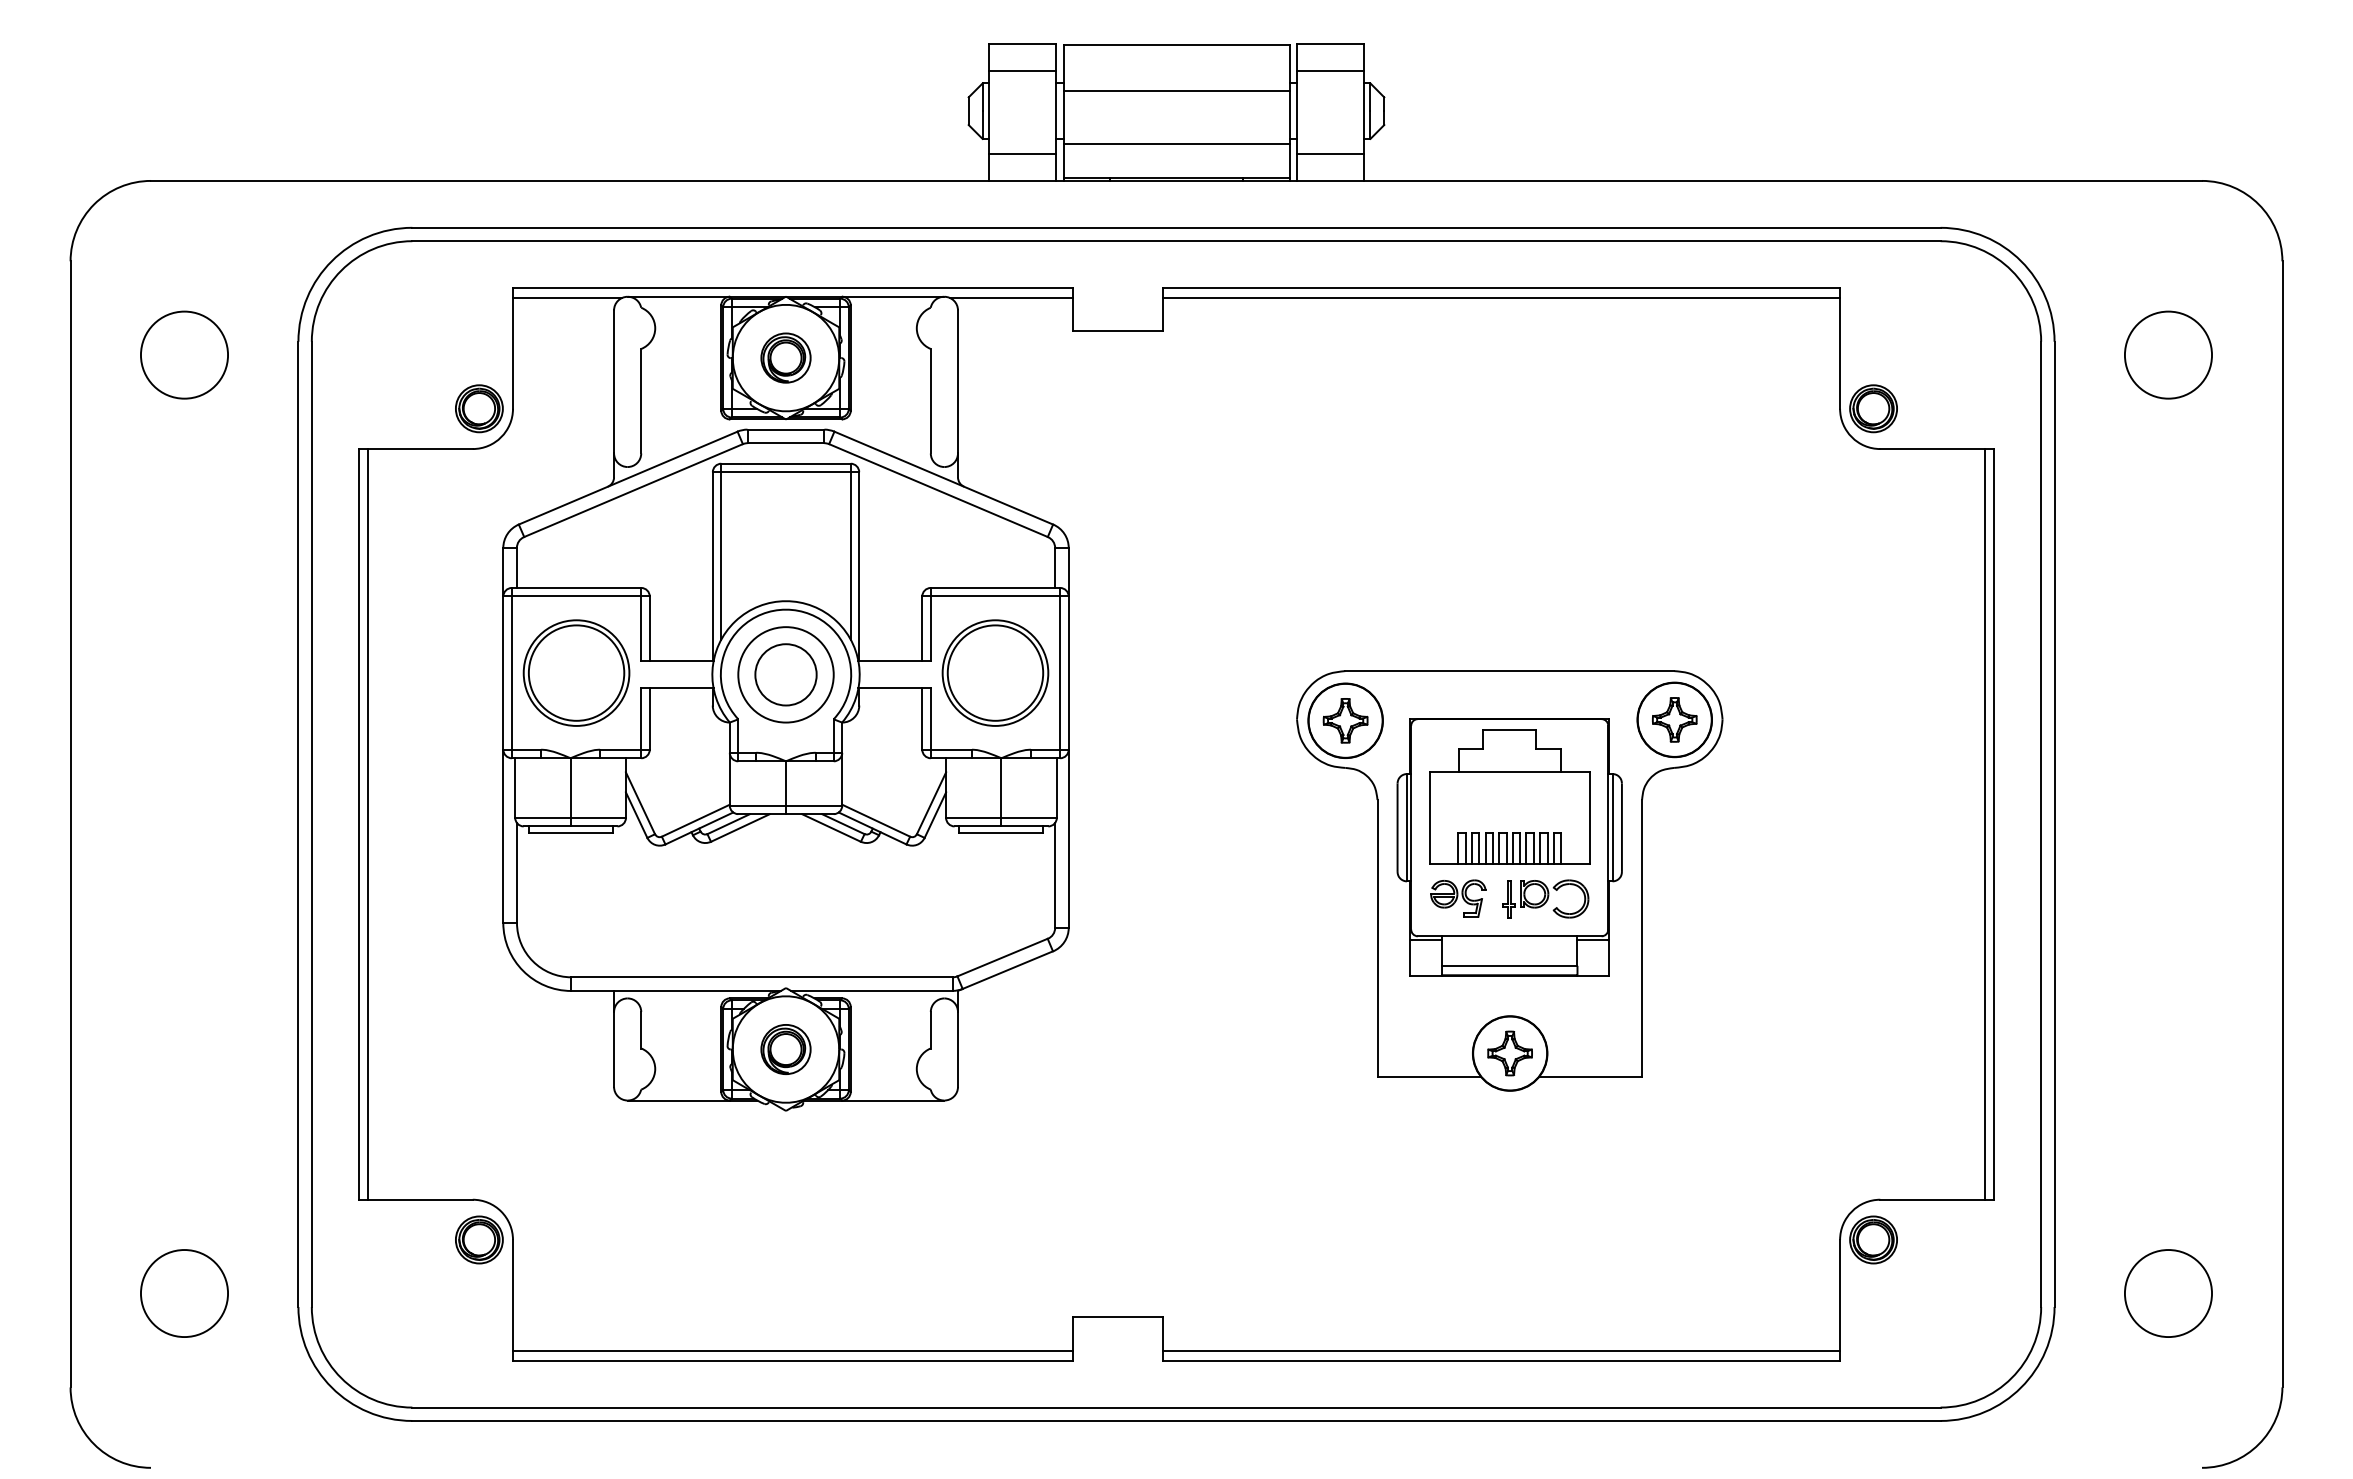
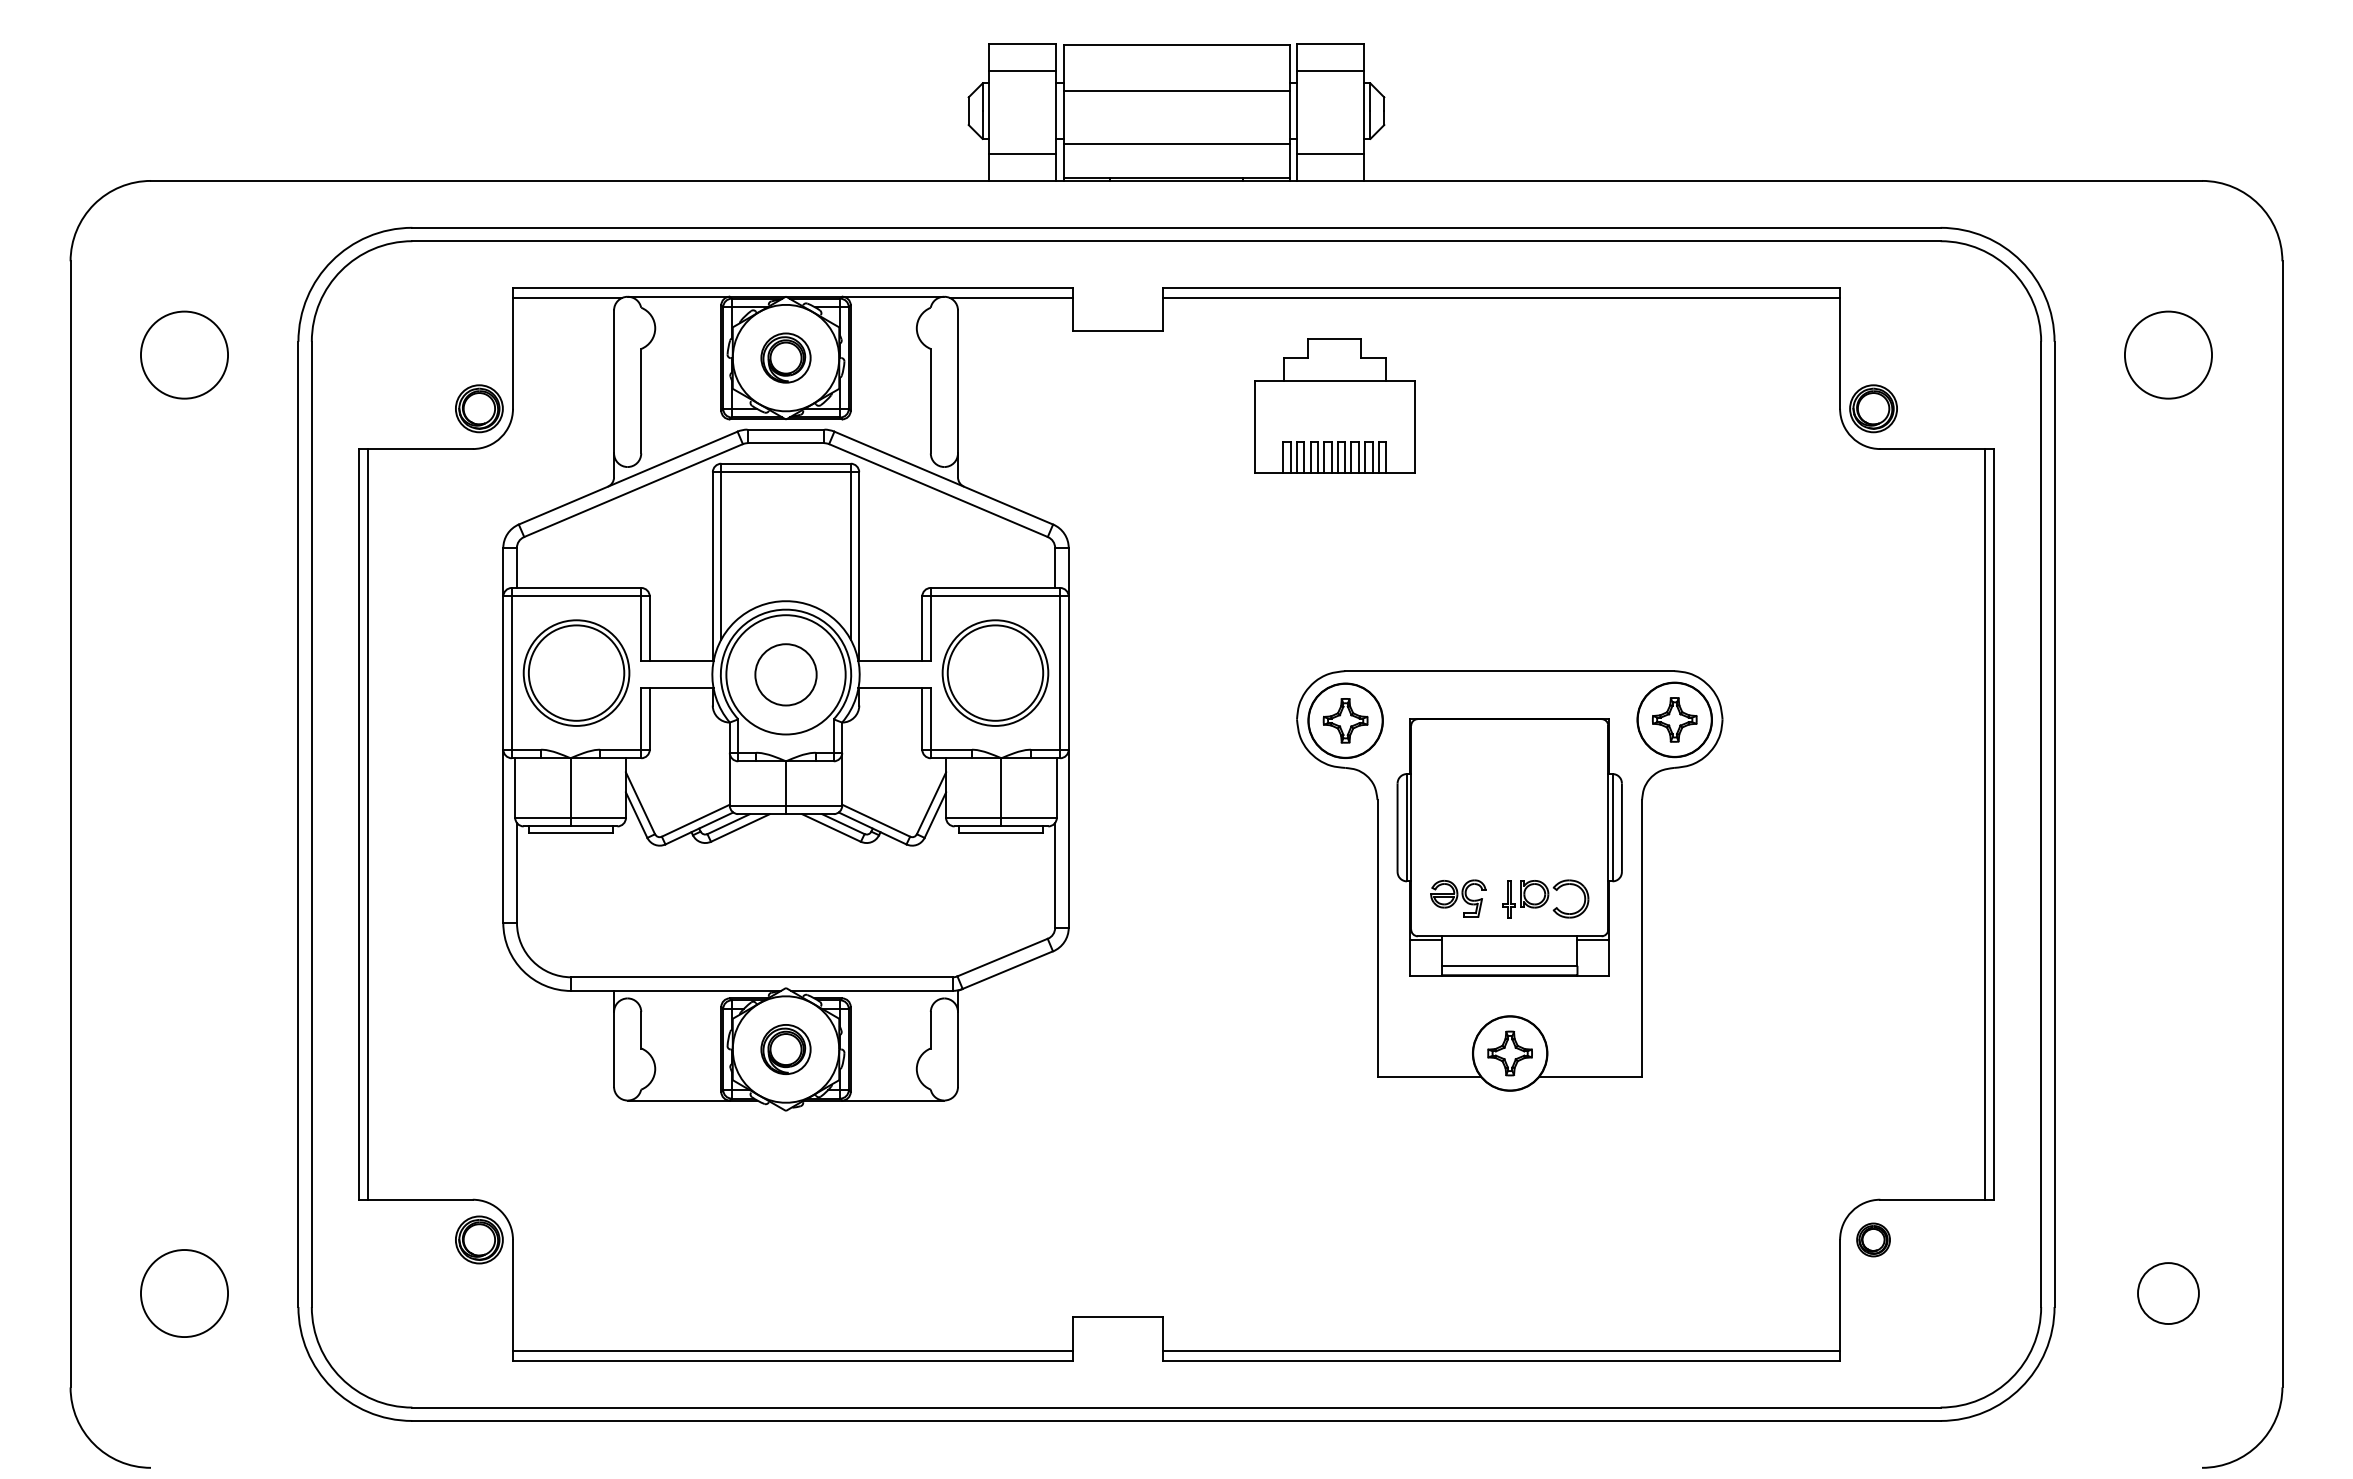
circle diameter: 95 px -> 119 px (785, 674)
part position: (1509, 796) -> (1334, 405) (1334, 405)
part size: 49x50 px -> 35x36 px (1873, 1239)
circle diameter: 87 px -> 61 px (2168, 1293)
